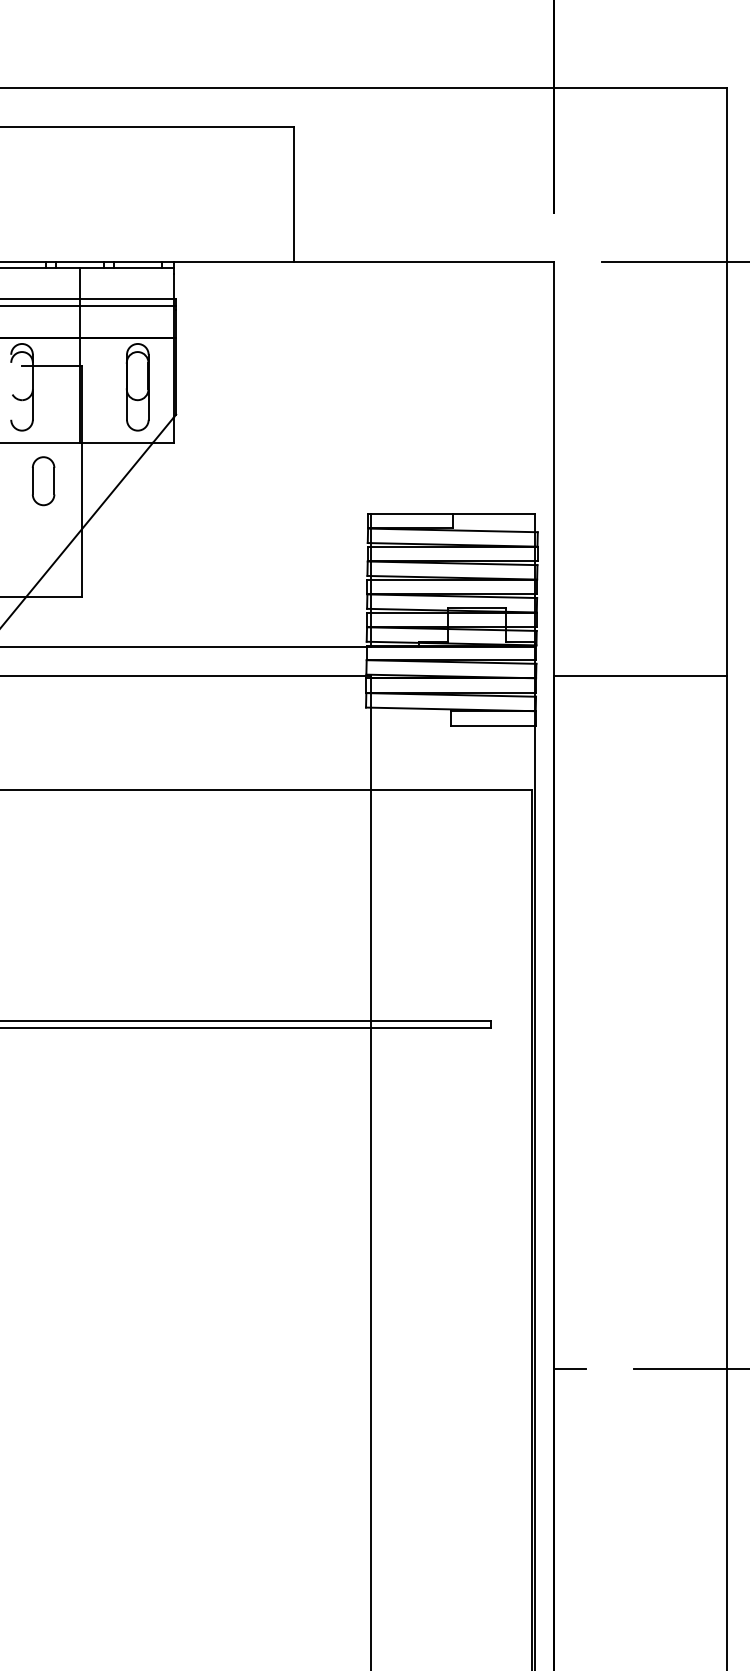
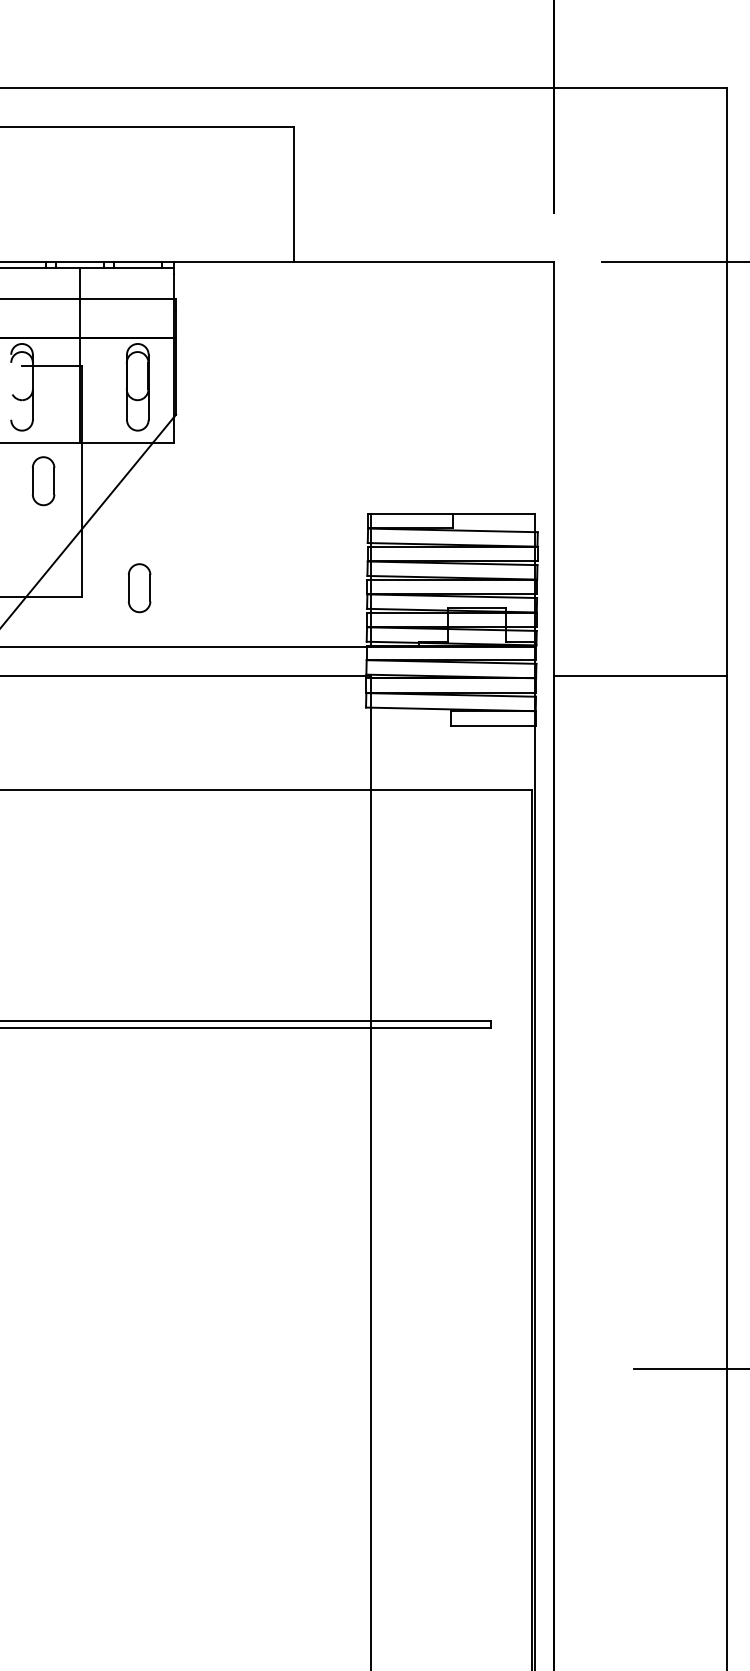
line: present -> none (89, 305)
part: none -> present (139, 588)
line: present -> none (569, 1369)
